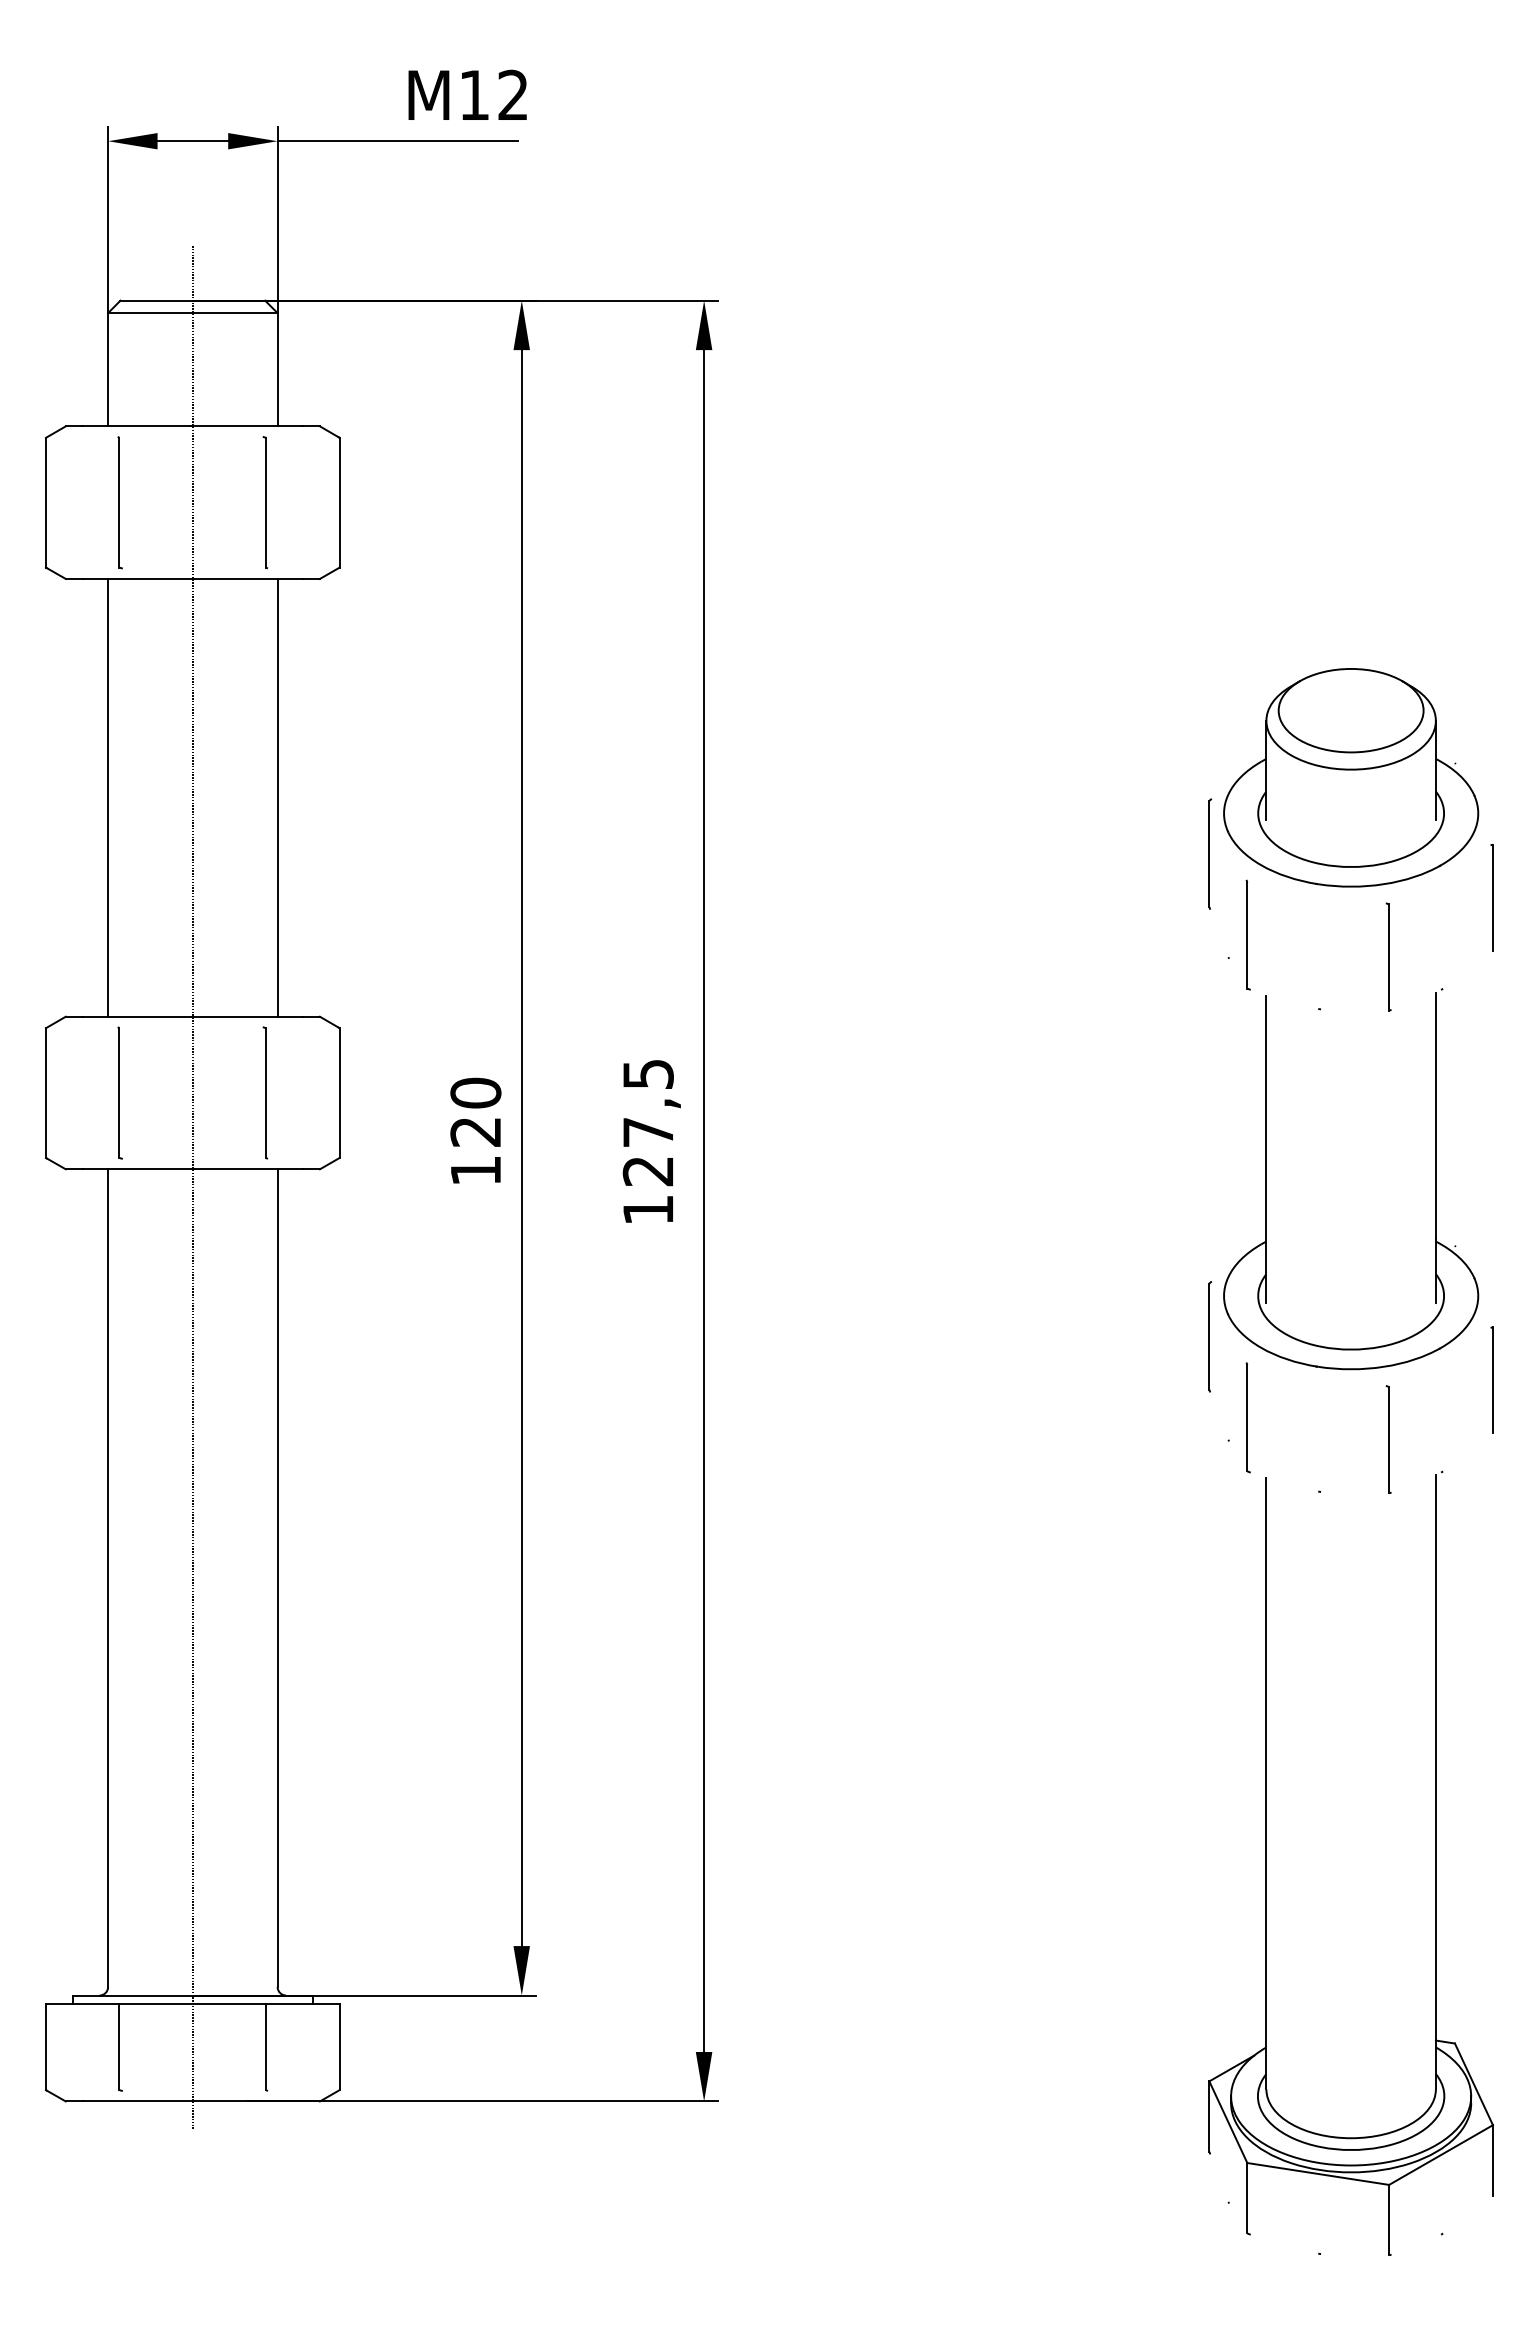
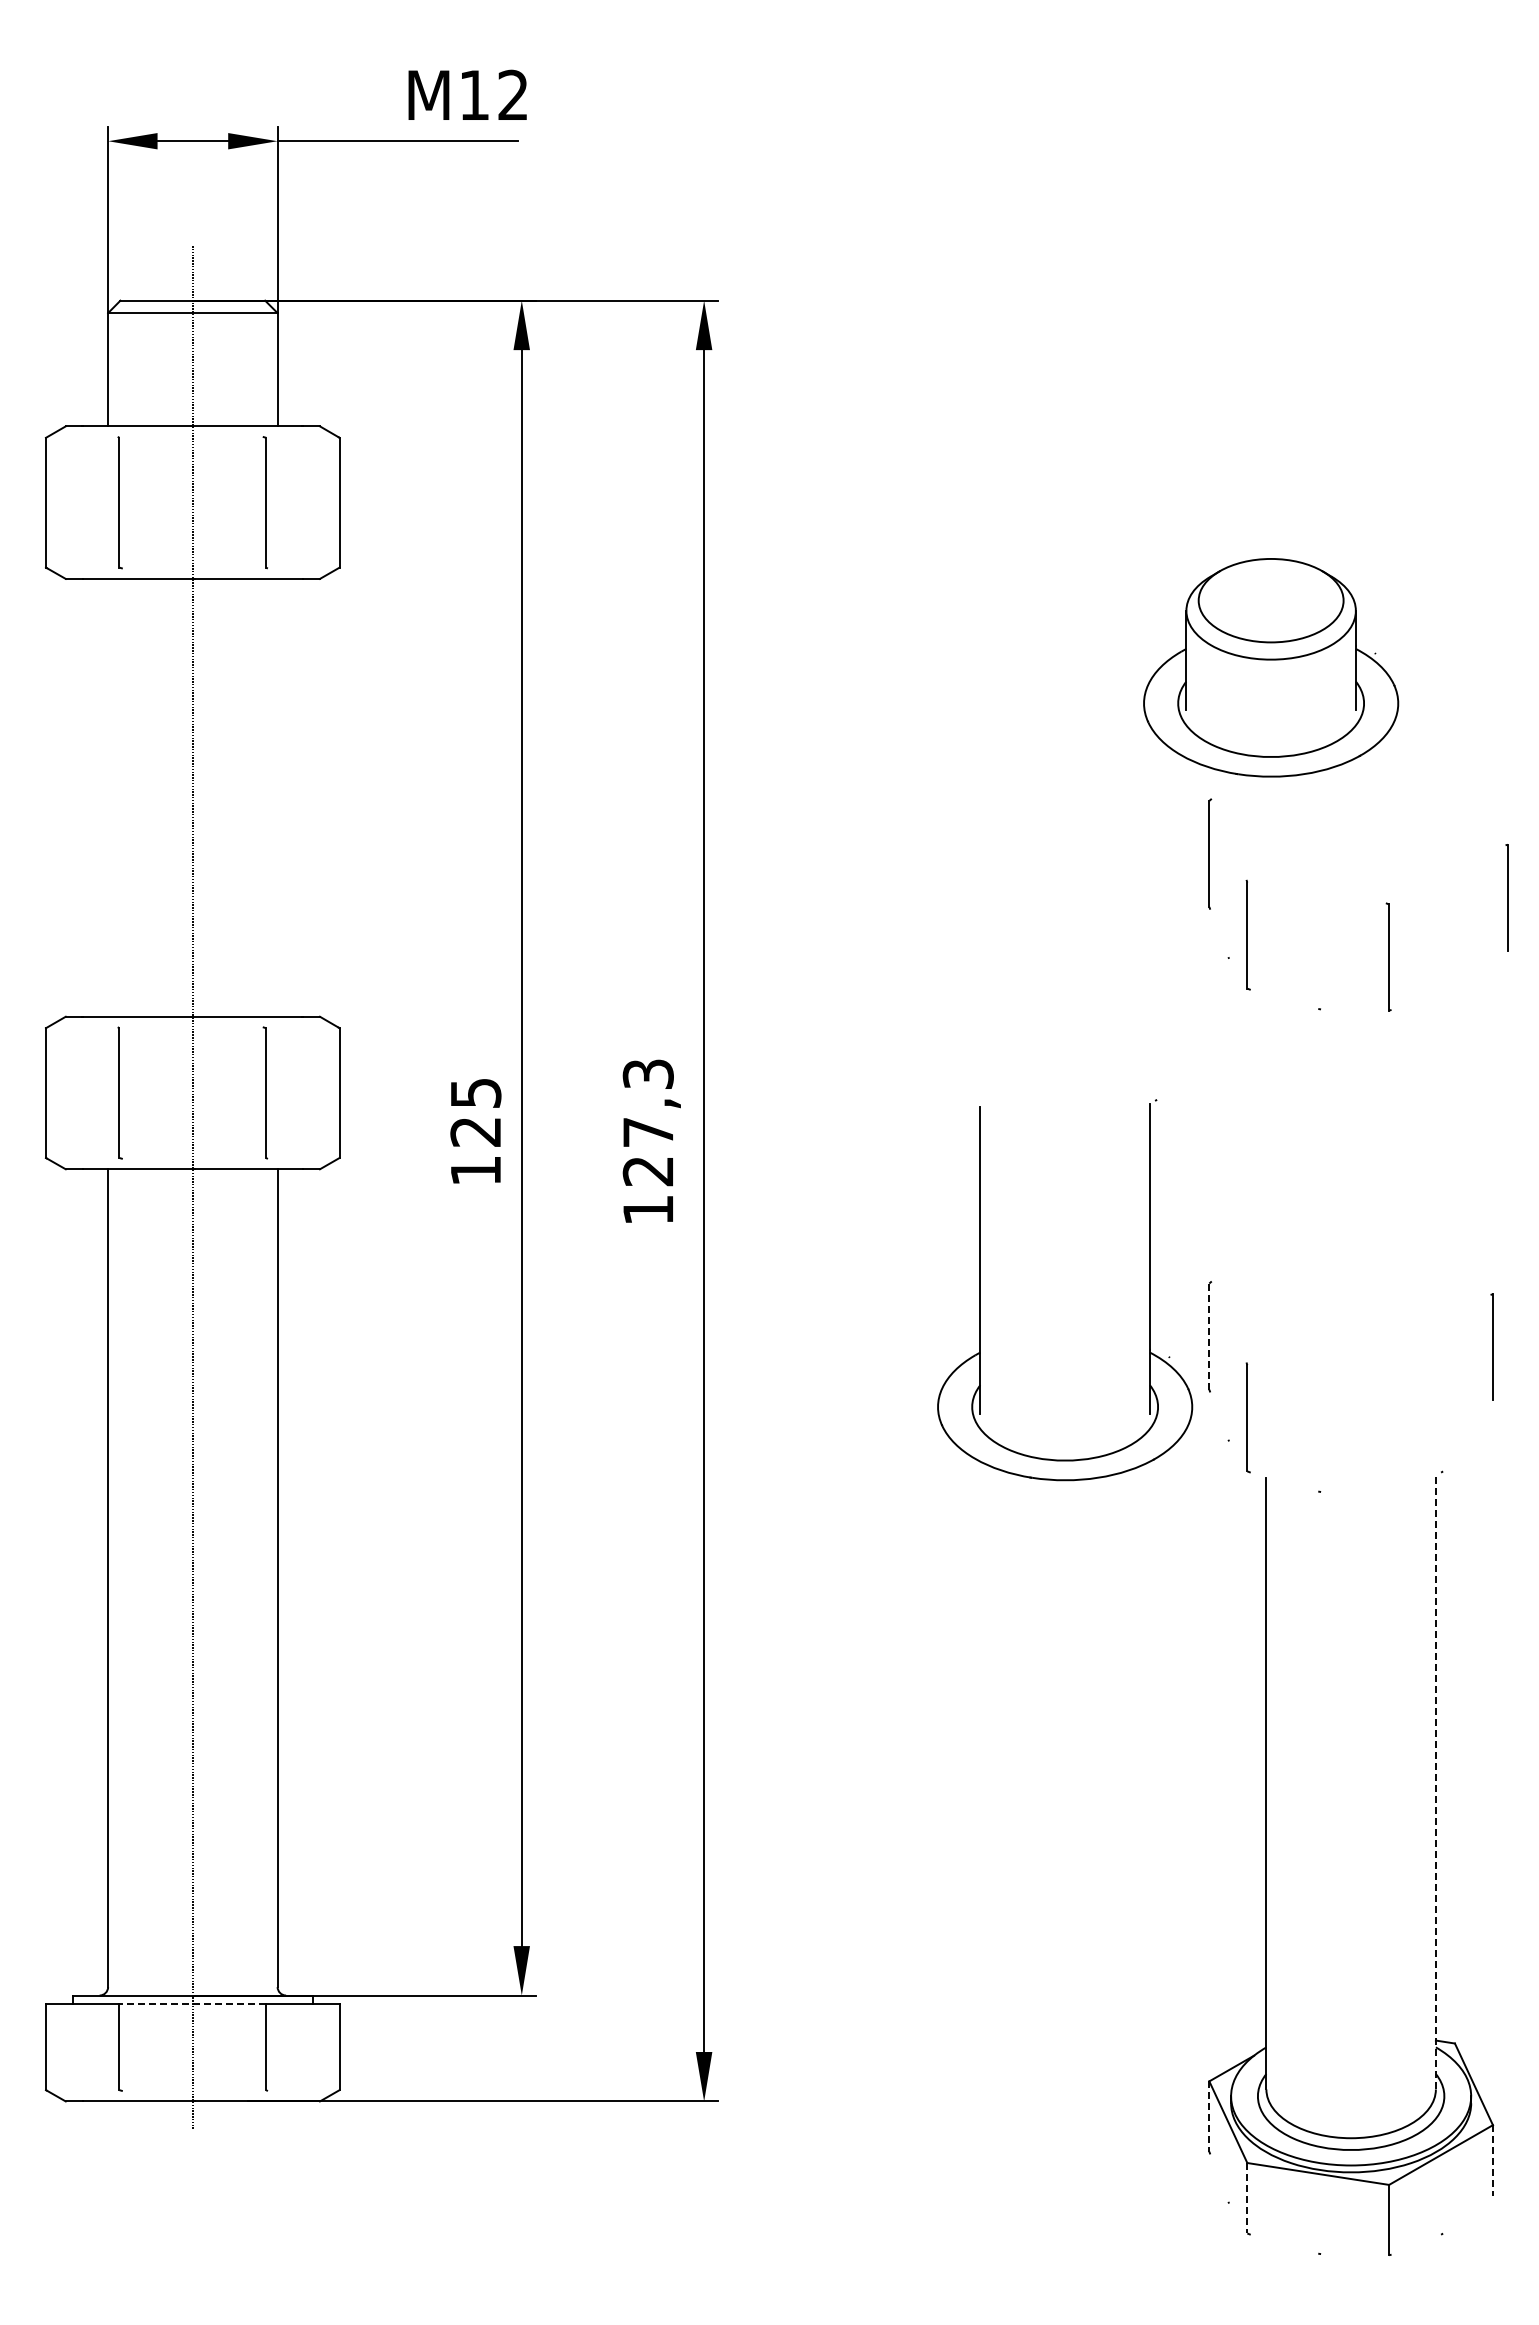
part position: (1351, 777) -> (1271, 667) (1271, 667)
line: present -> none (108, 797)
line: present -> none (277, 797)
part position: (1491, 897) -> (1506, 897) (1506, 897)
text: 127,5 -> 127,3 (647, 1073)
text: 120 -> 125 (475, 1092)
part position: (1435, 1179) -> (1149, 1290) (1149, 1290)
line: solid -> dashed (1209, 1337)
part position: (1491, 1379) -> (1491, 1346) (1491, 1346)
part: present -> none (1388, 1439)
line: solid -> dashed (1435, 1782)
line: solid -> dashed (192, 2003)
line: solid -> dashed (1209, 2117)
line: solid -> dashed (1492, 2160)
line: solid -> dashed (1247, 2198)
